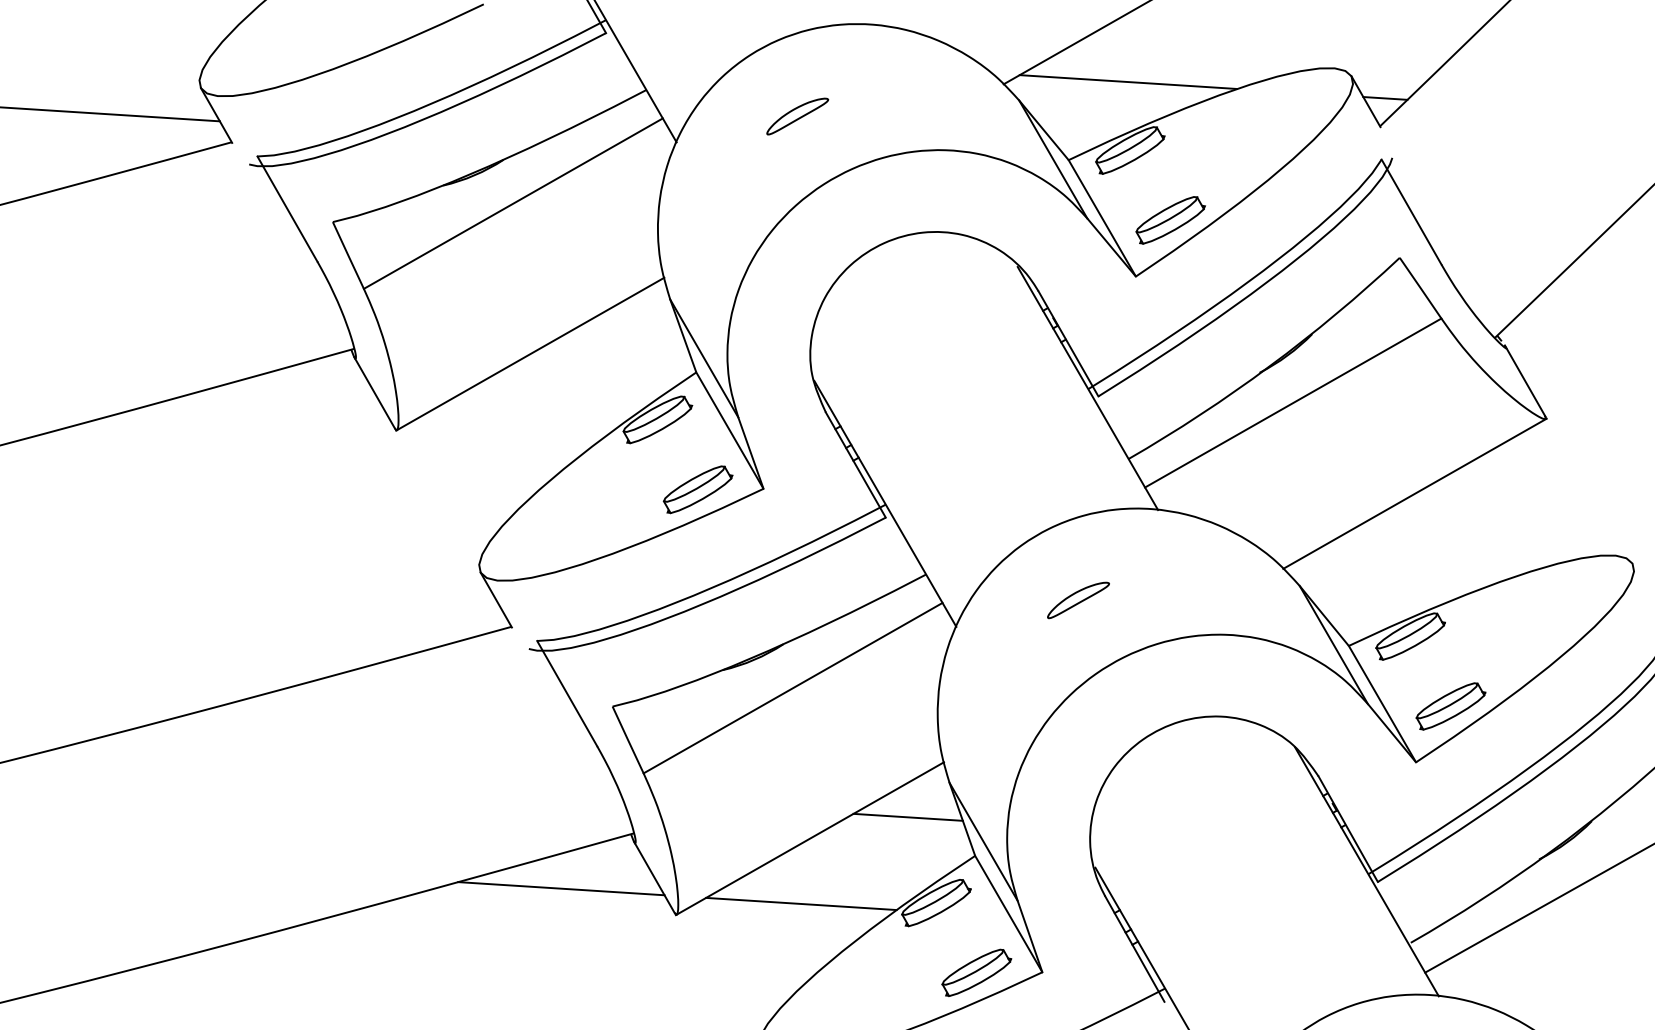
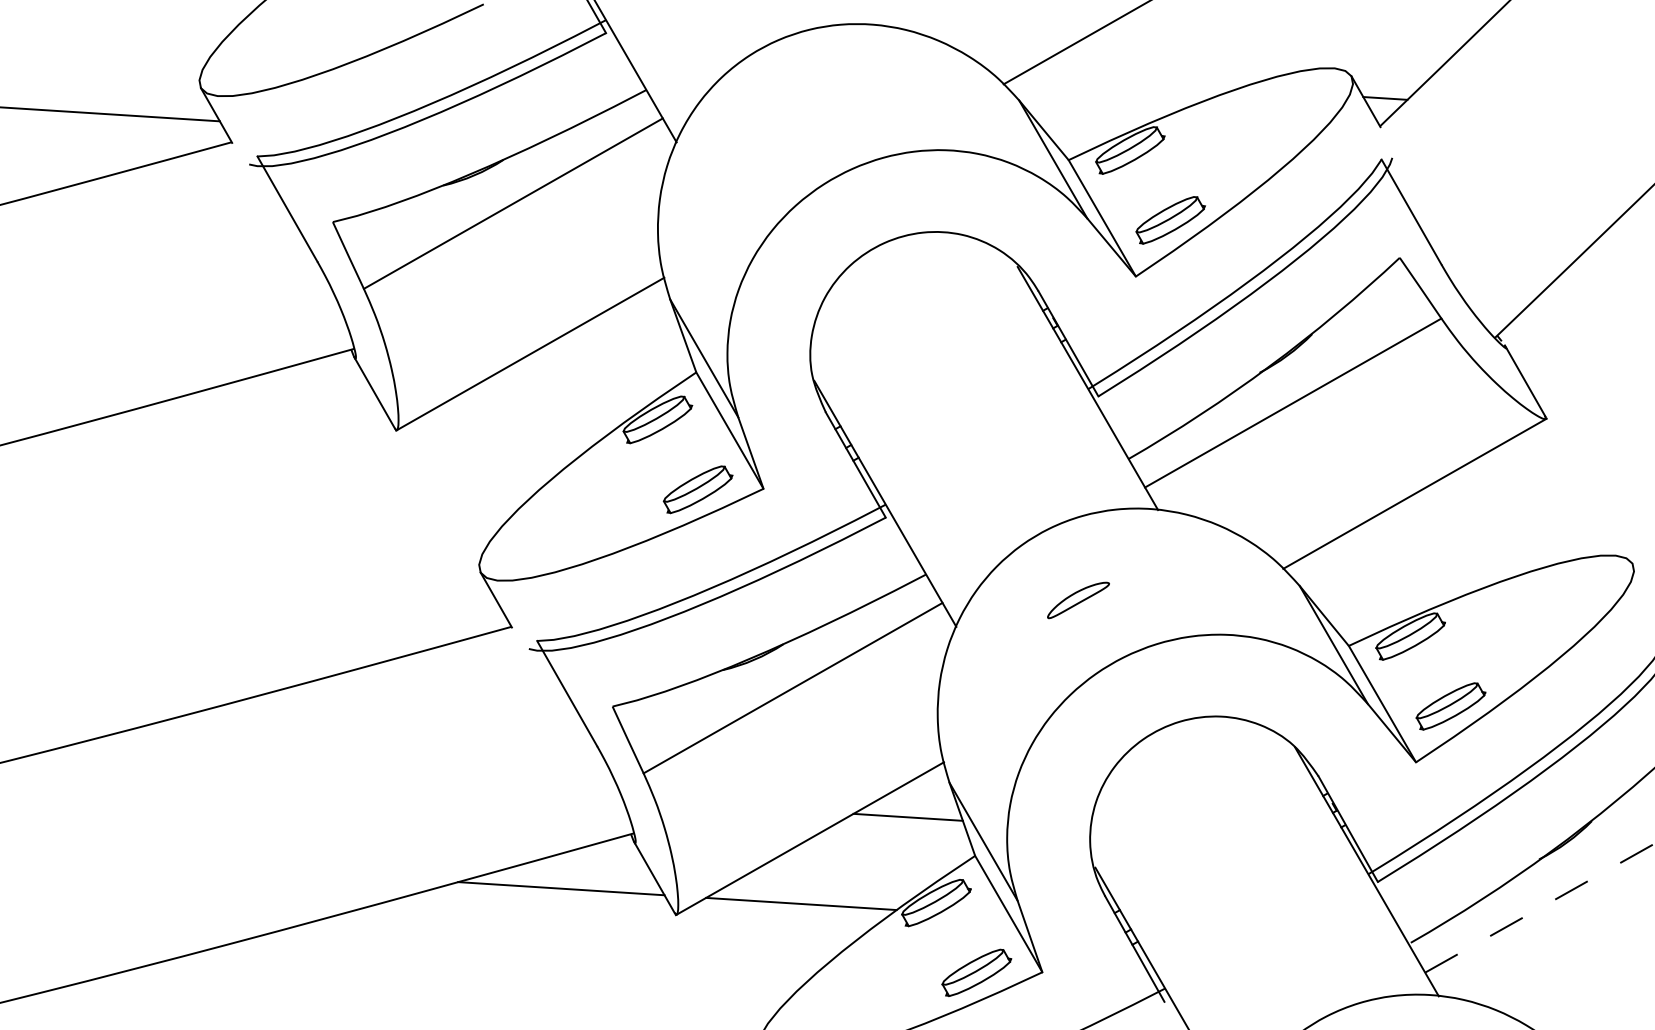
line: present -> none (1128, 81)
part: present -> none (797, 116)
line: solid -> dashed (1540, 908)
